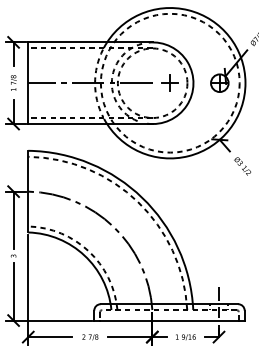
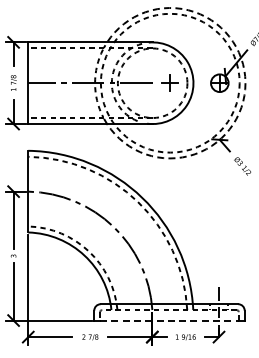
arc: solid -> dashed (245, 82)
line: solid -> dashed (169, 320)
